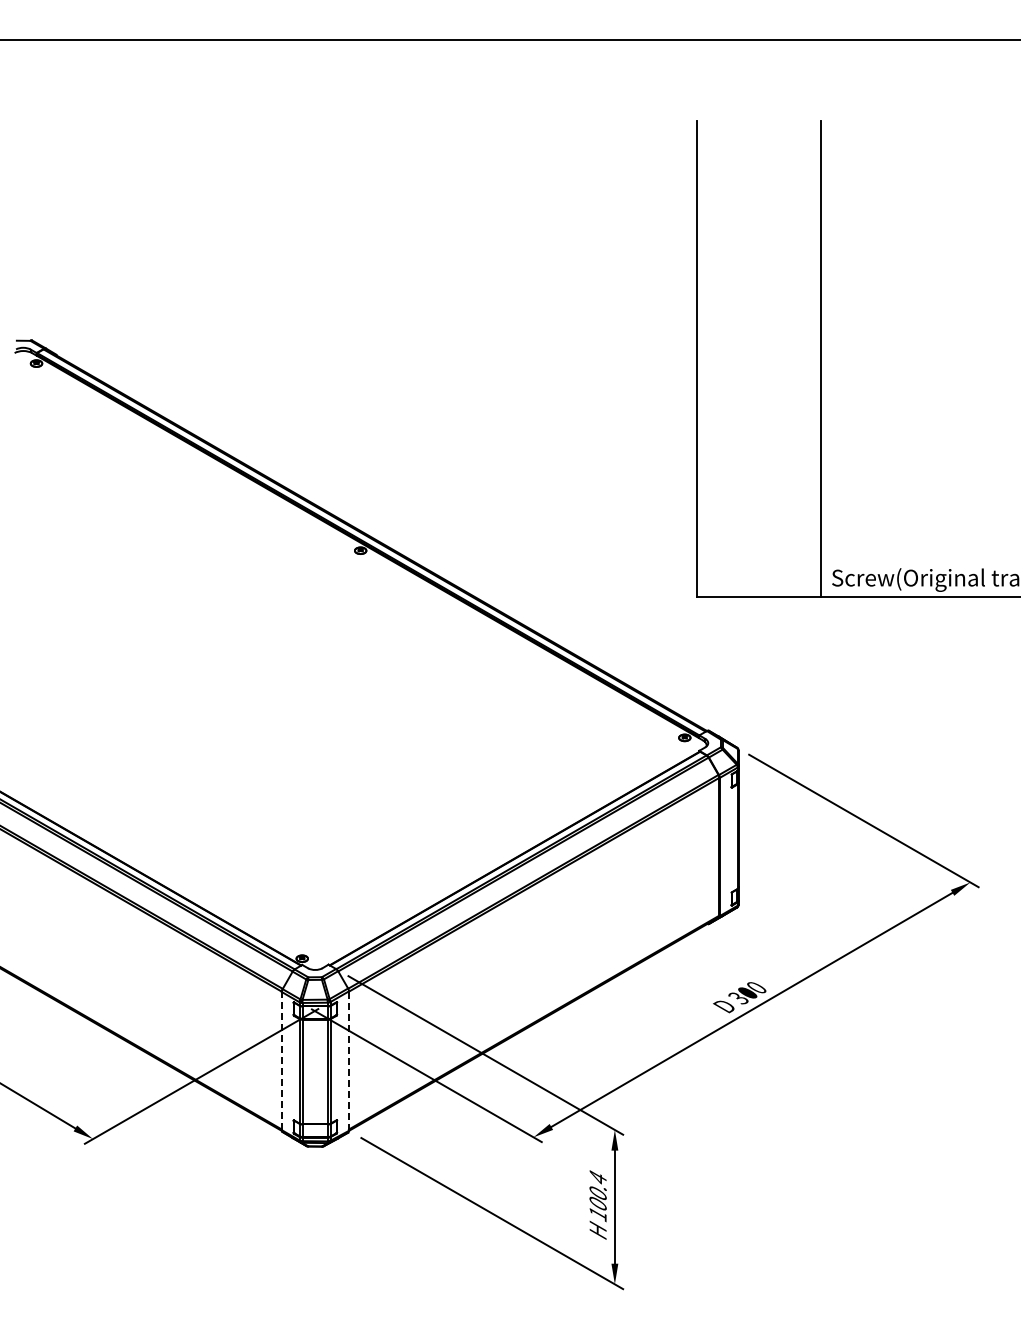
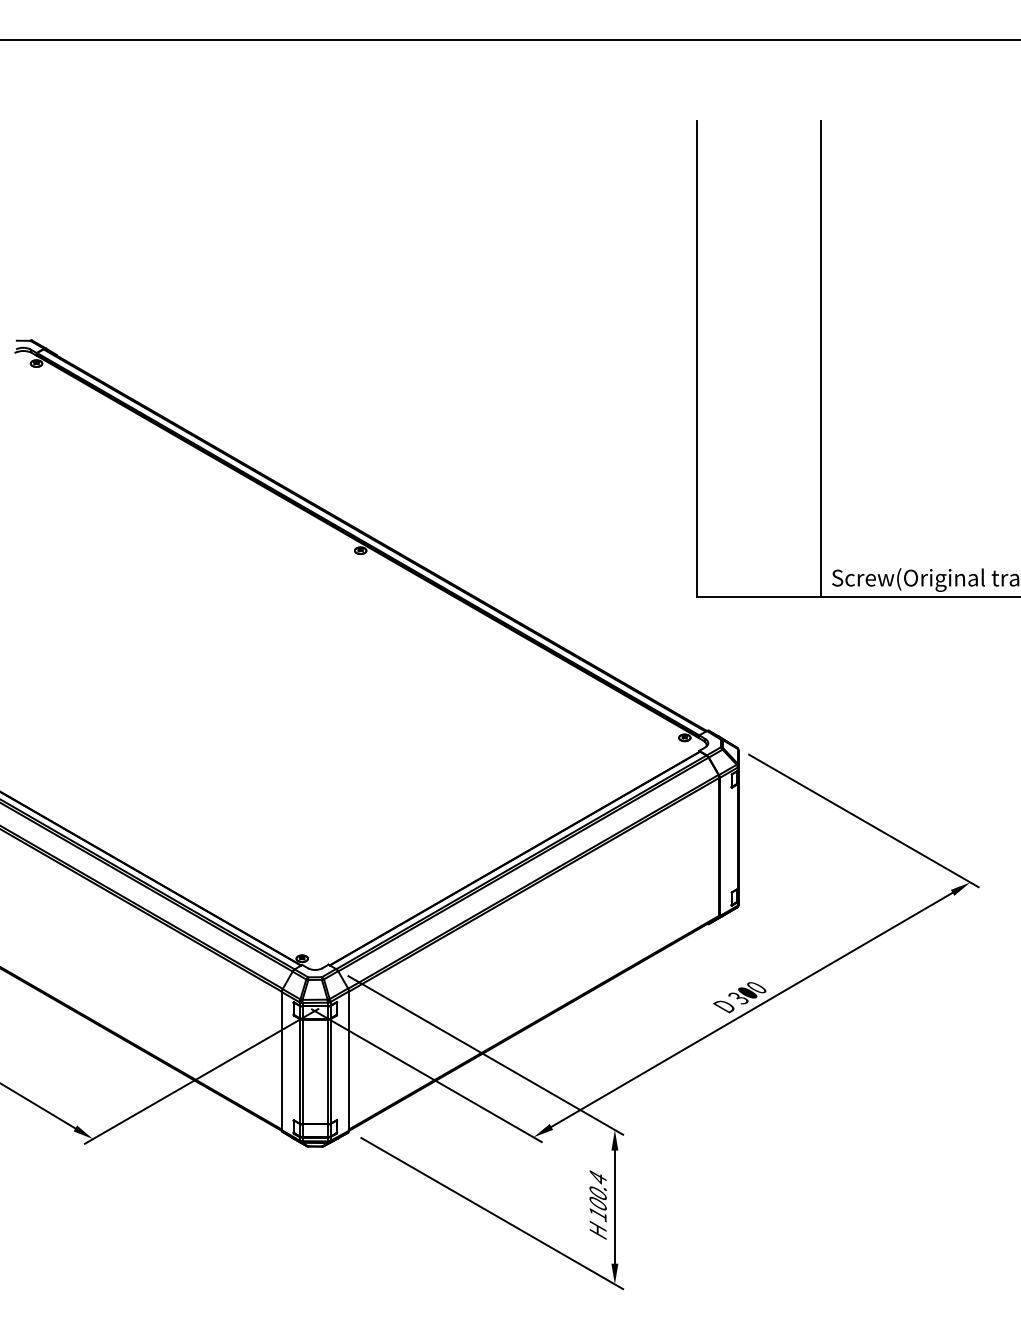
line: dashed -> solid (281, 1060)
line: dashed -> solid (348, 1061)
